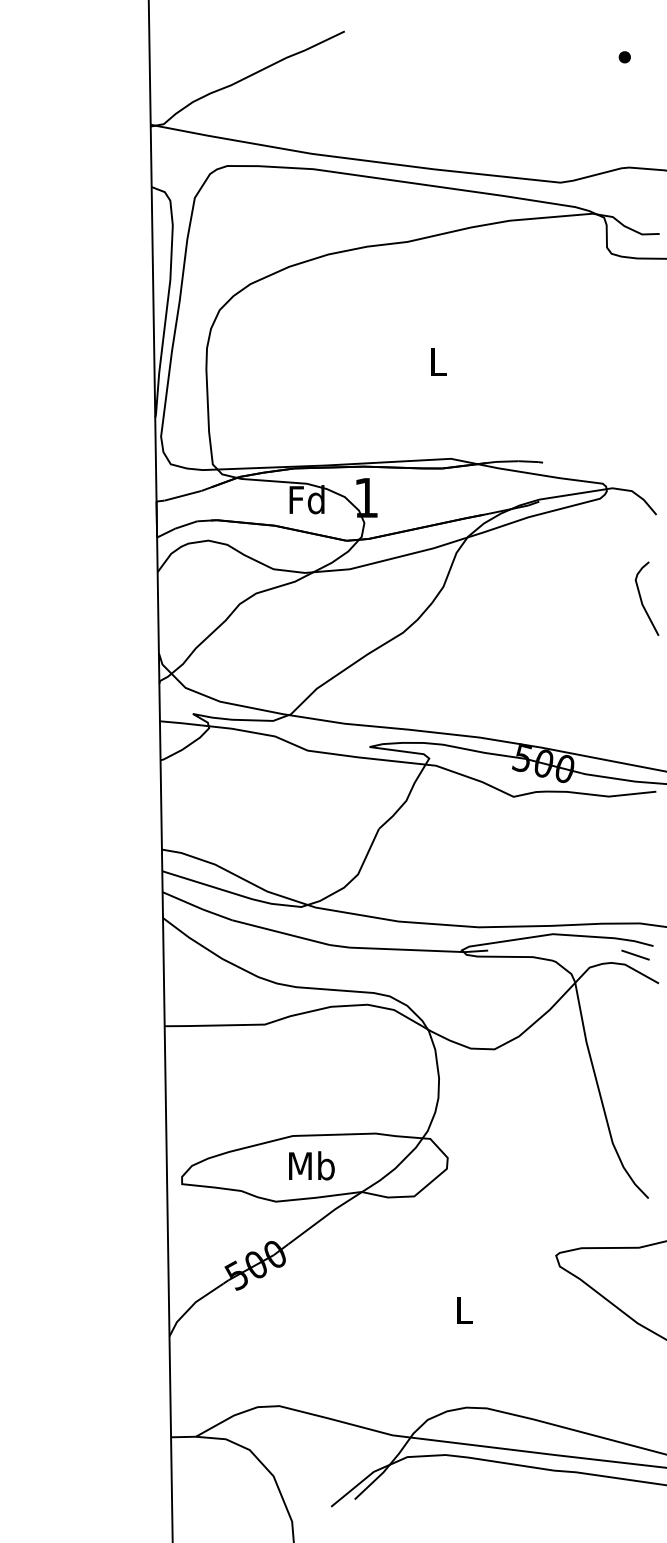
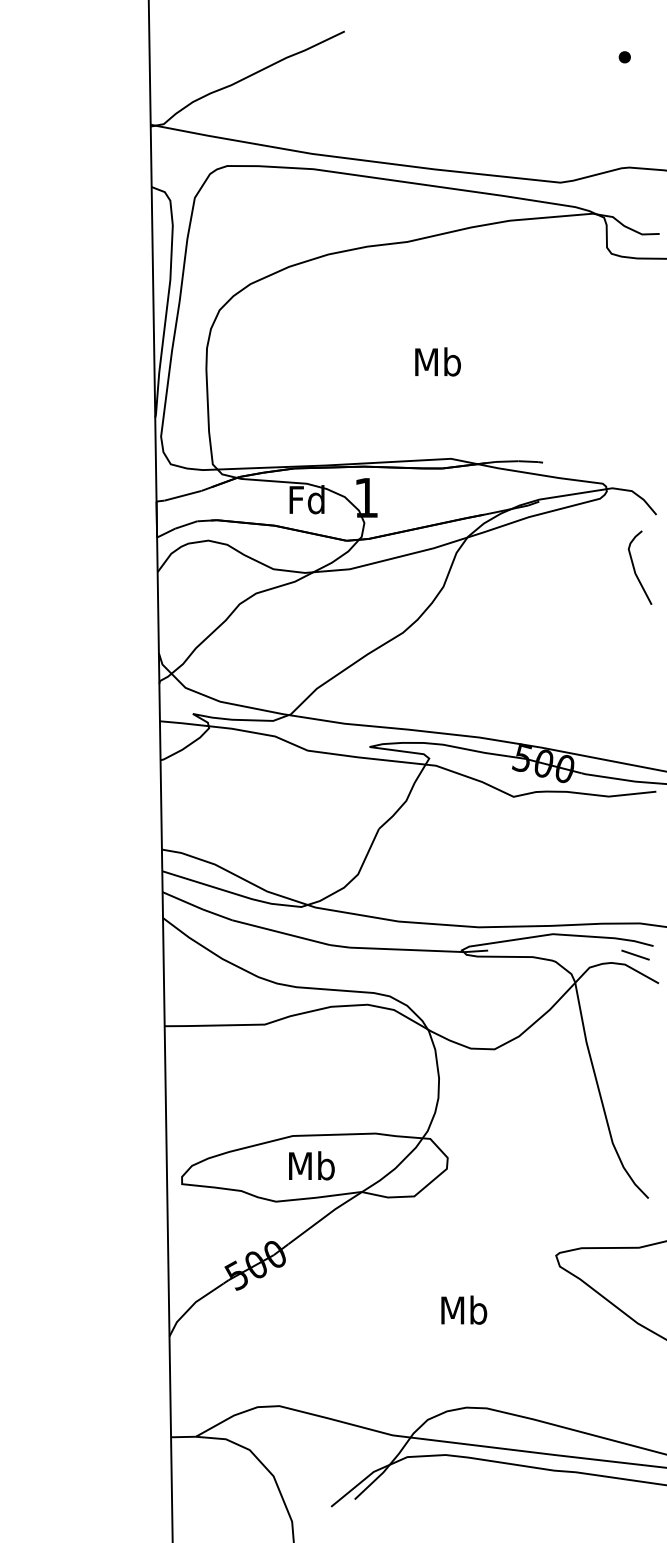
text: L -> Mb (437, 361)
curve position: (642, 600) -> (635, 569) (635, 569)
text: L -> Mb (464, 1309)
